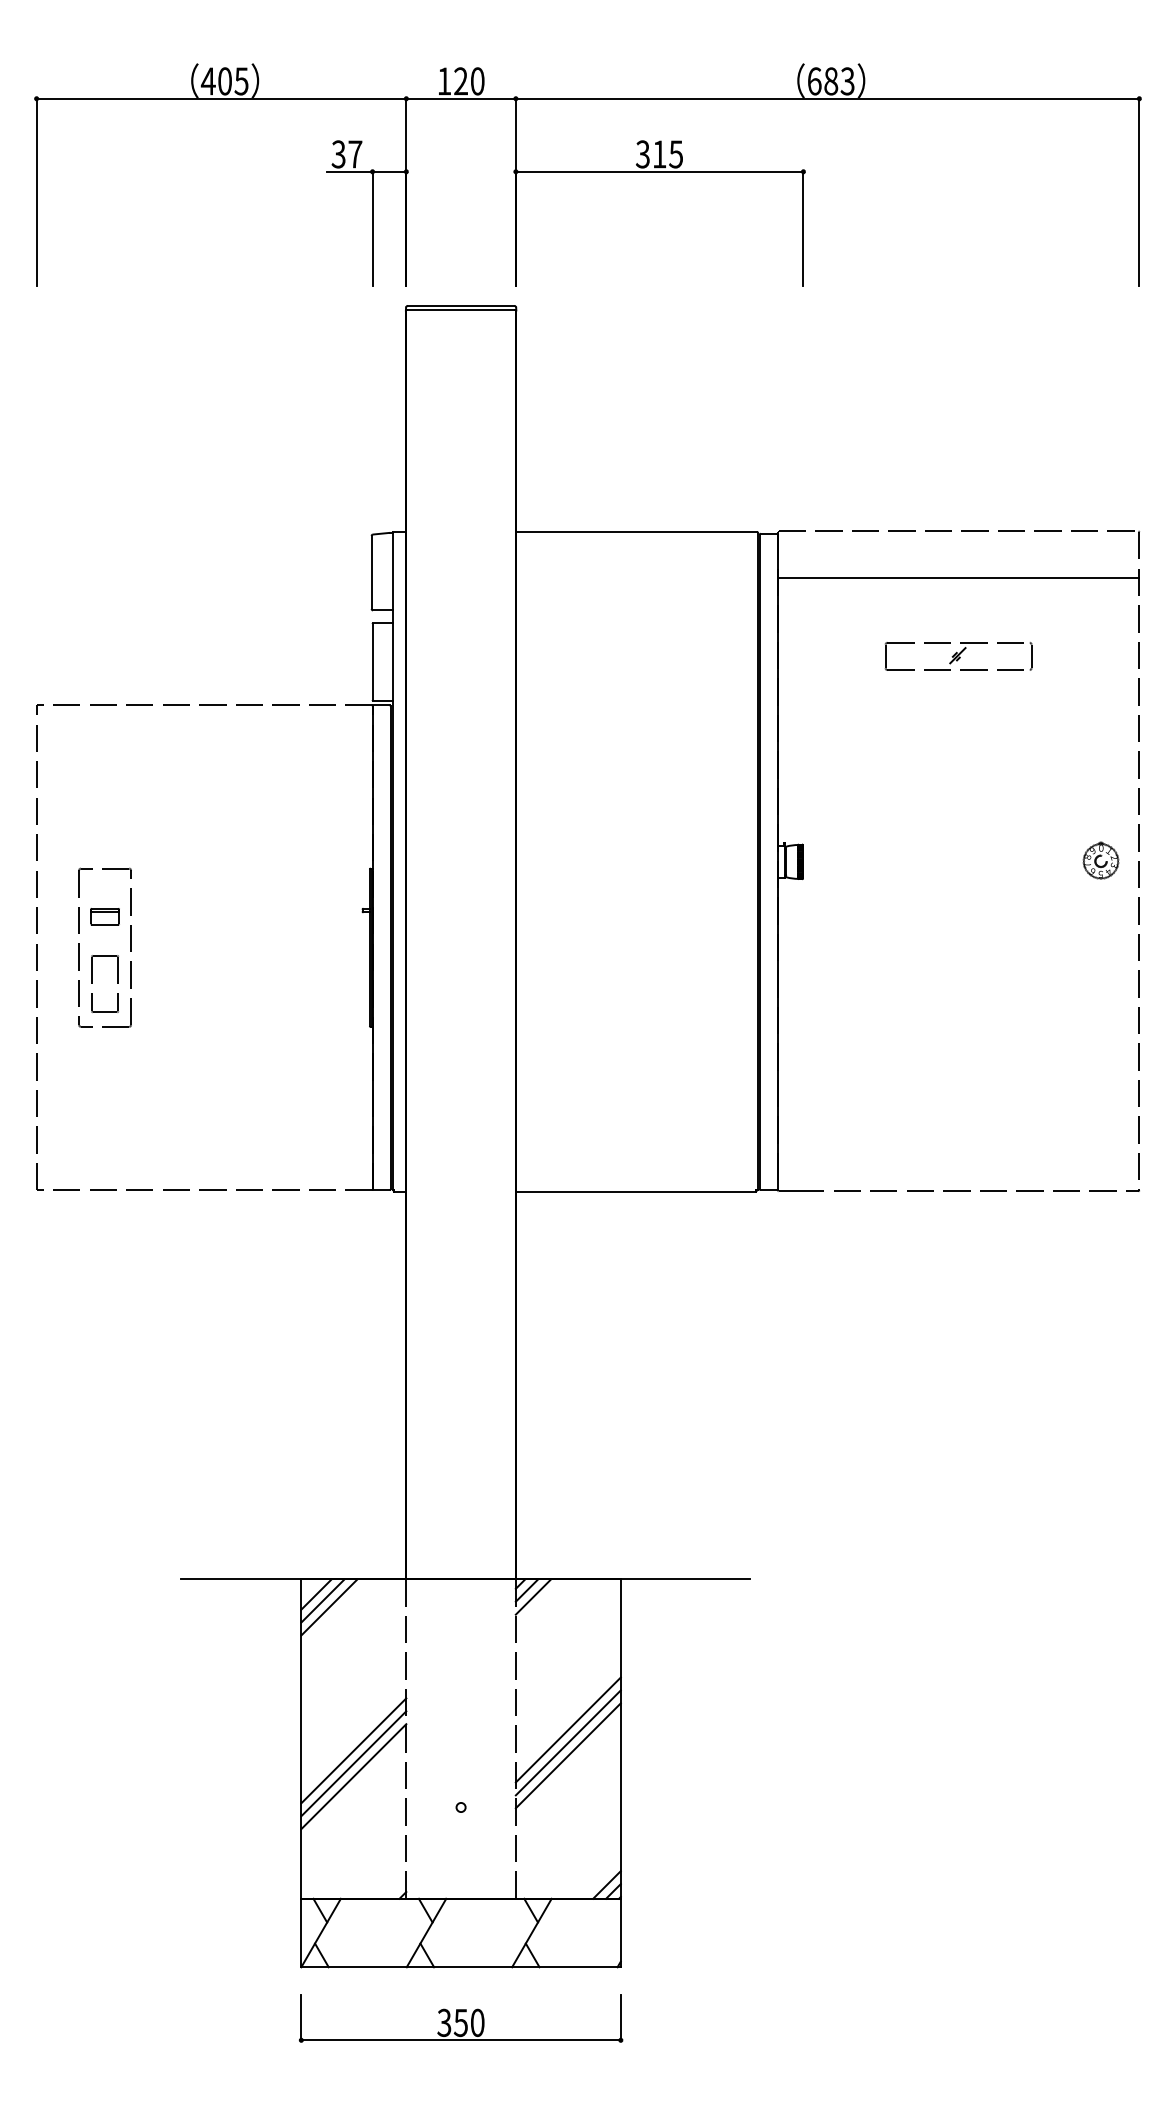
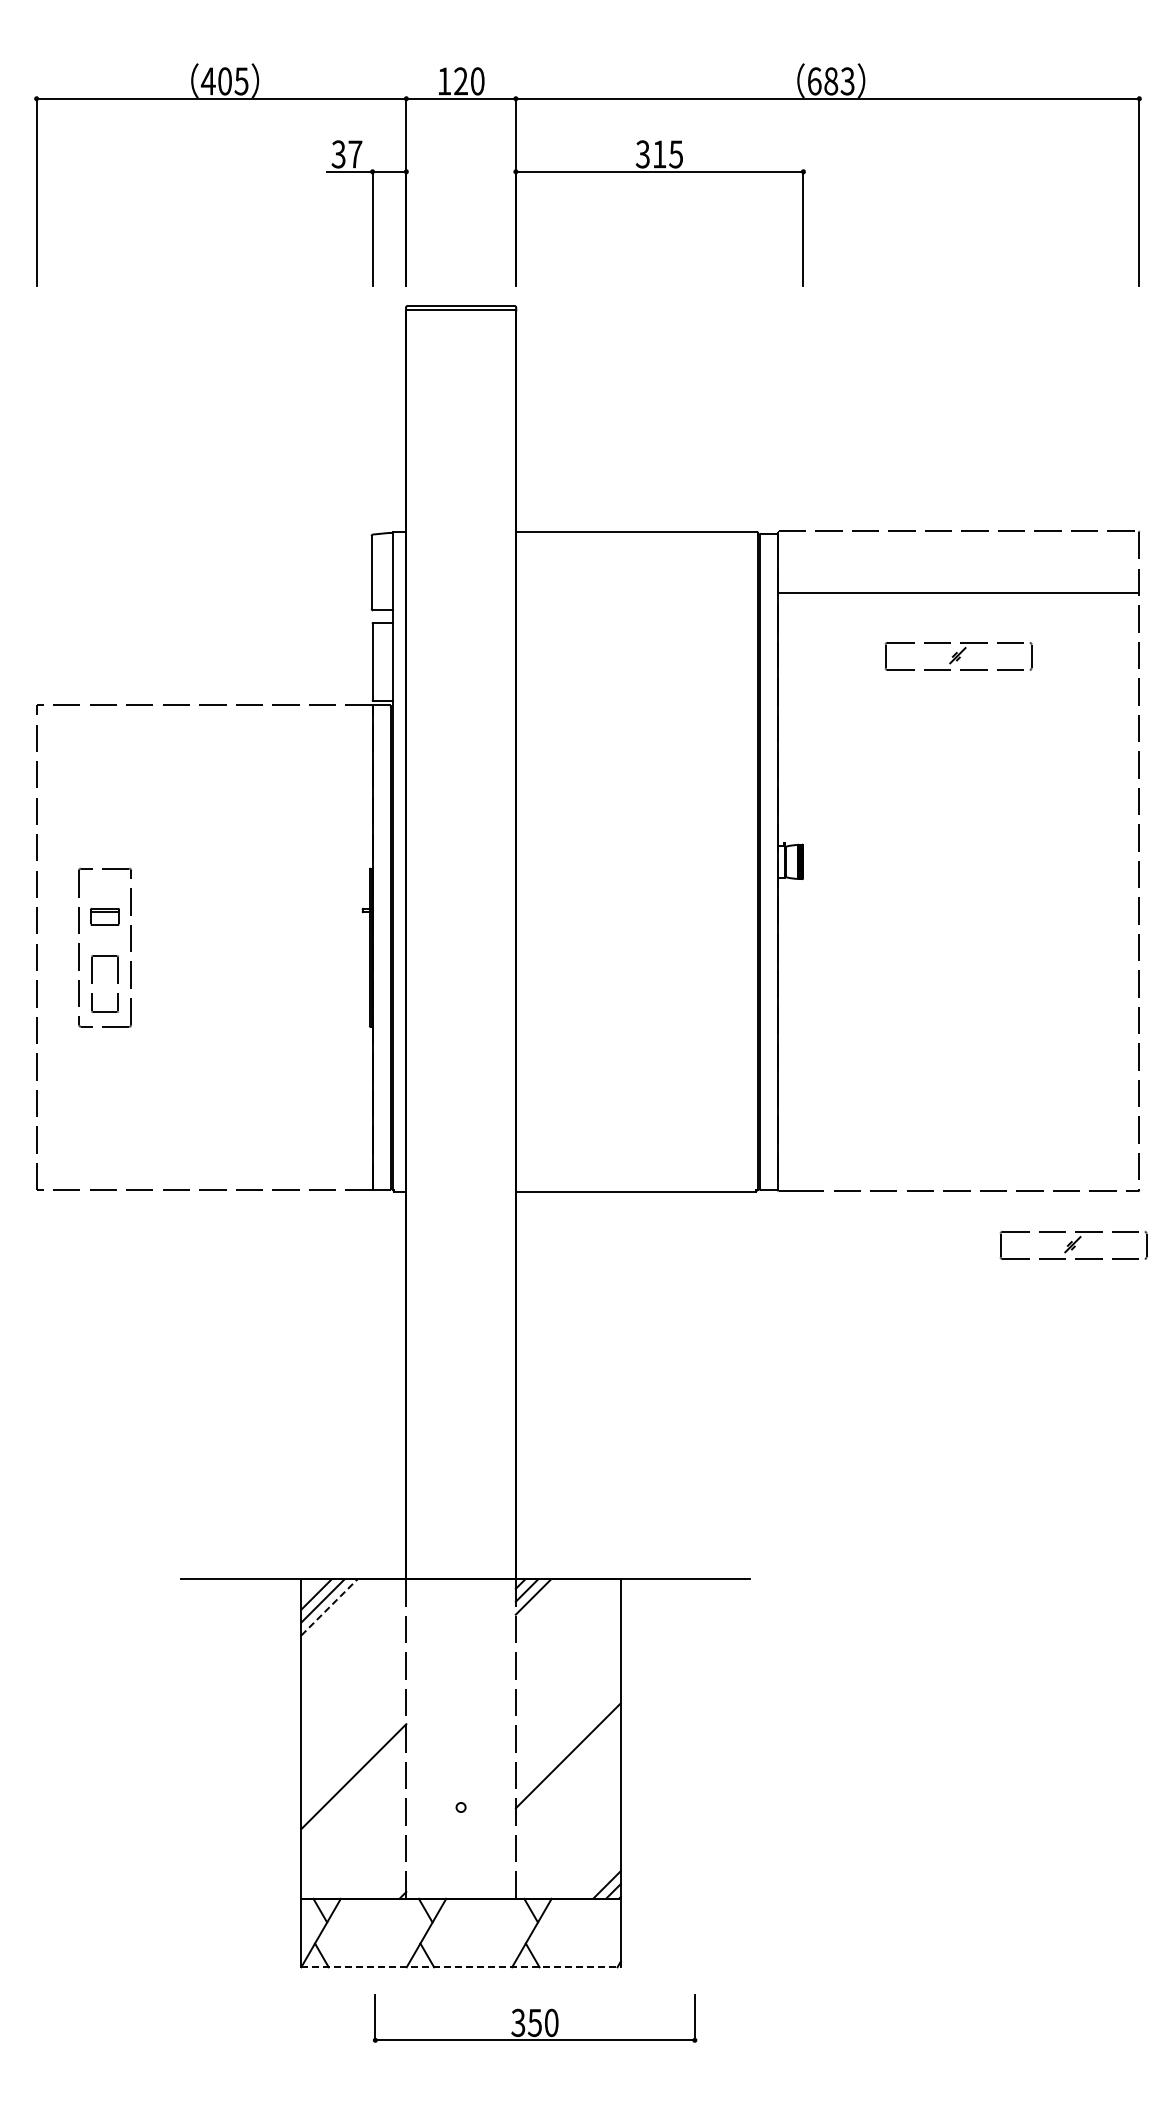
line position: (958, 578) -> (958, 593) (958, 593)
part: present -> none (1100, 860)
part: none -> present (1073, 1245)
line: solid -> dashed (329, 1607)
line: present -> none (567, 1729)
line: present -> none (567, 1742)
line: present -> none (353, 1750)
line: present -> none (353, 1763)
line: solid -> dashed (461, 1967)
part position: (460, 2018) -> (534, 2018) (534, 2018)
